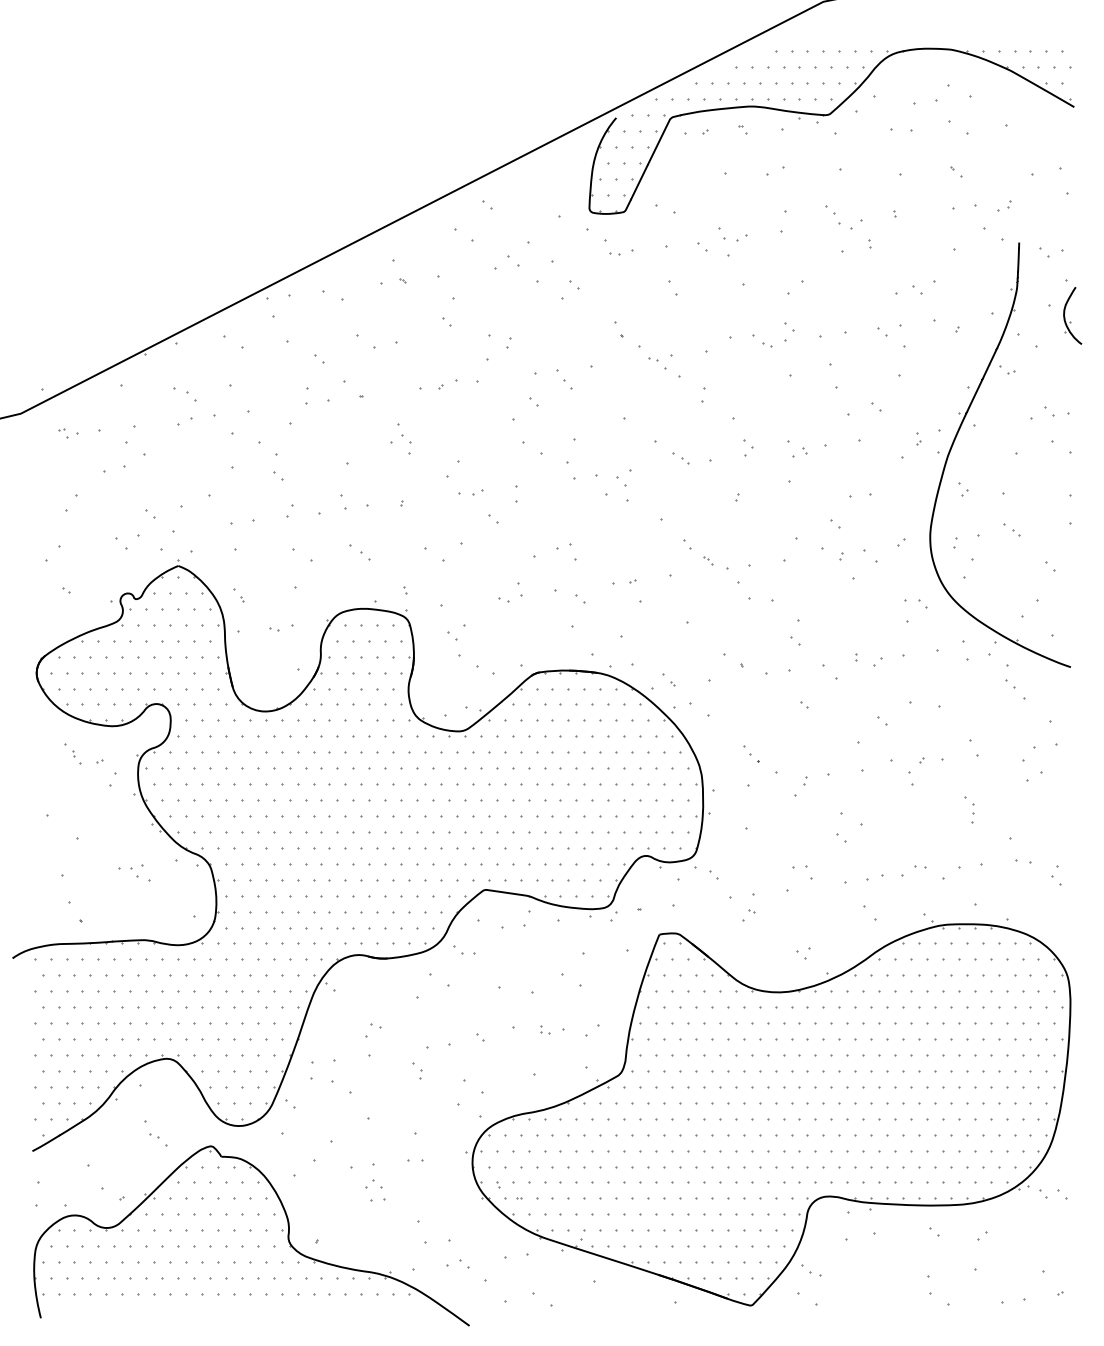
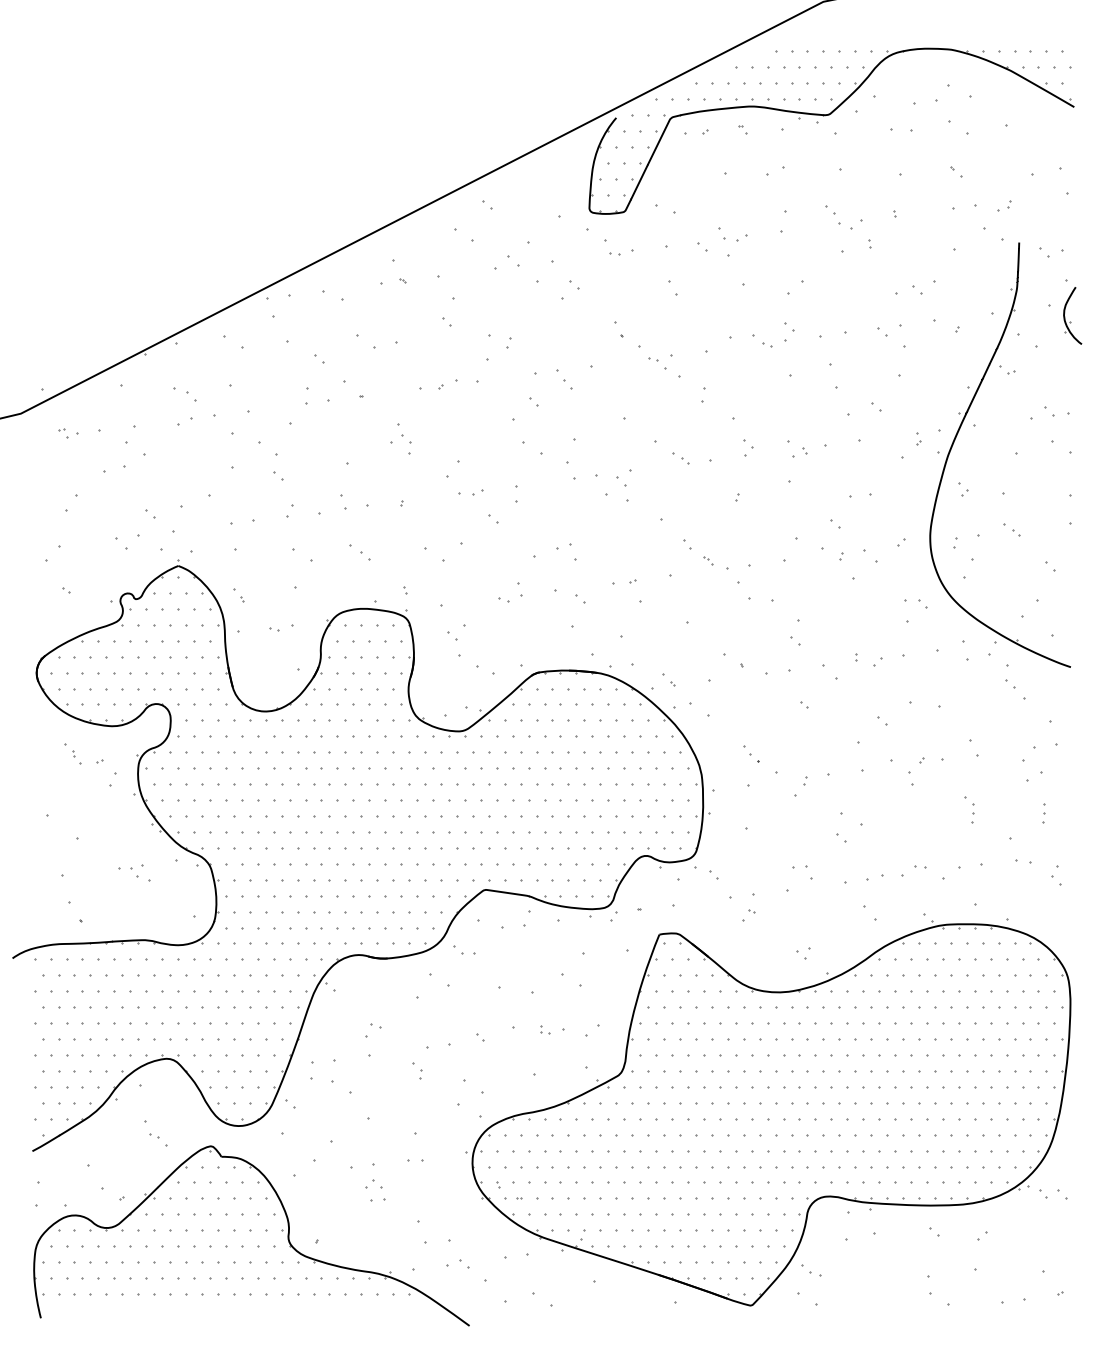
part: none -> present (1043, 813)
